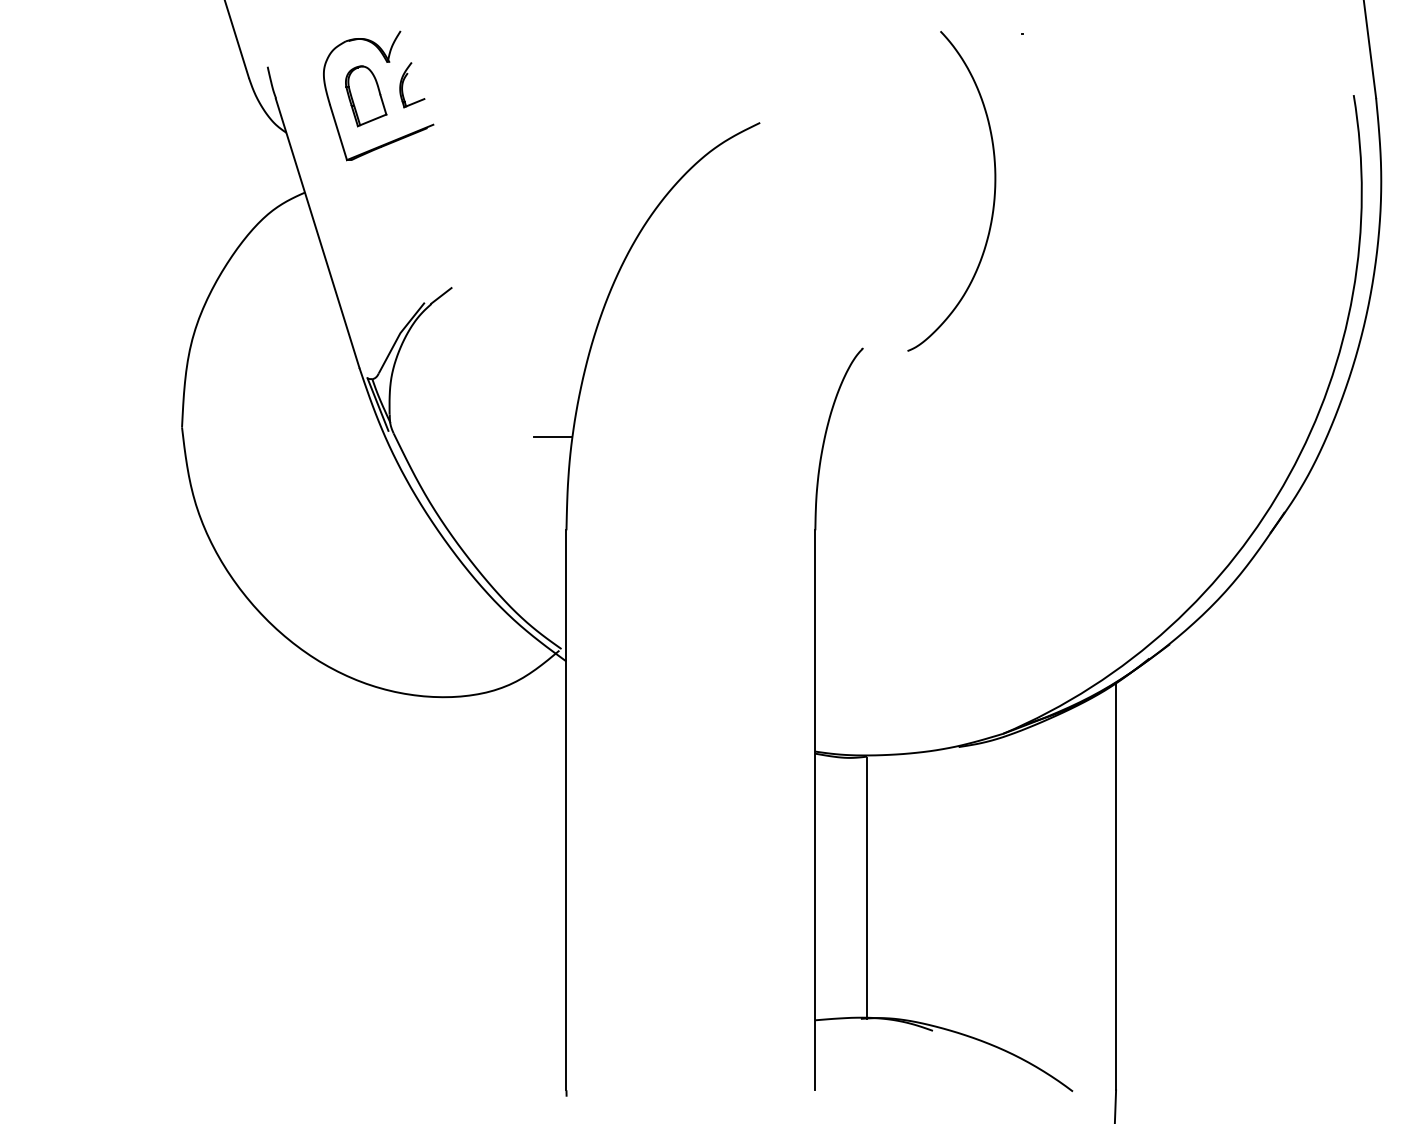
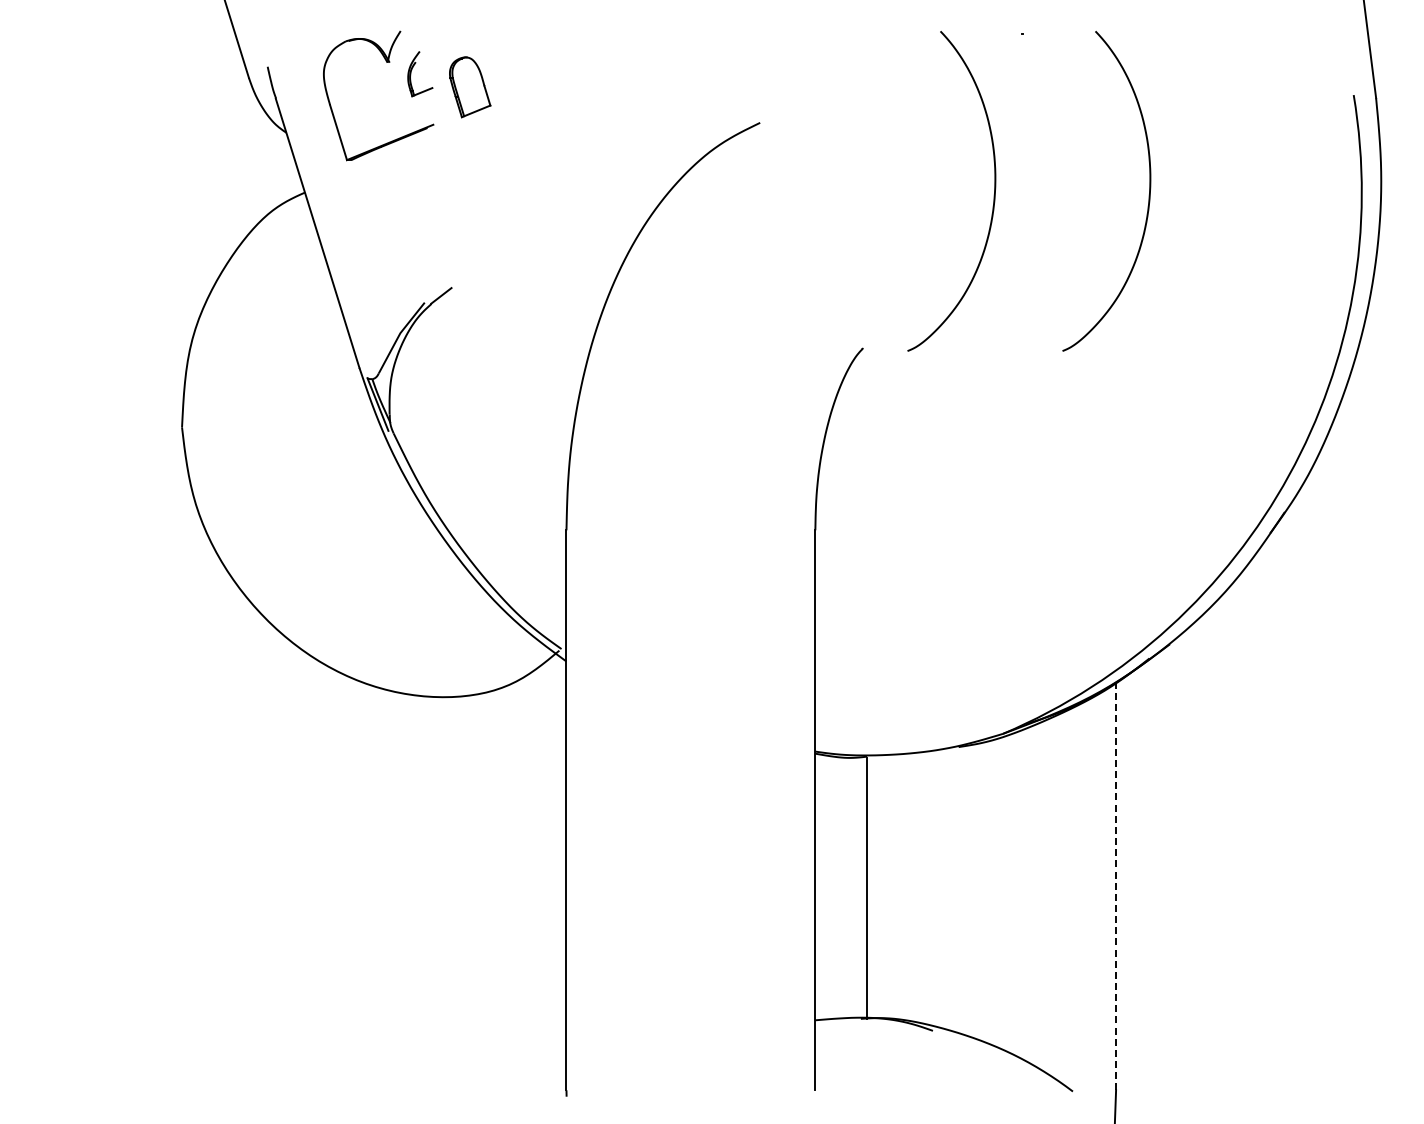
part position: (404, 81) -> (412, 70) (412, 70)
part position: (366, 96) -> (470, 87) (470, 87)
curve: none -> present (1148, 195)
line: present -> none (552, 437)
line: solid -> dashed (1116, 886)
